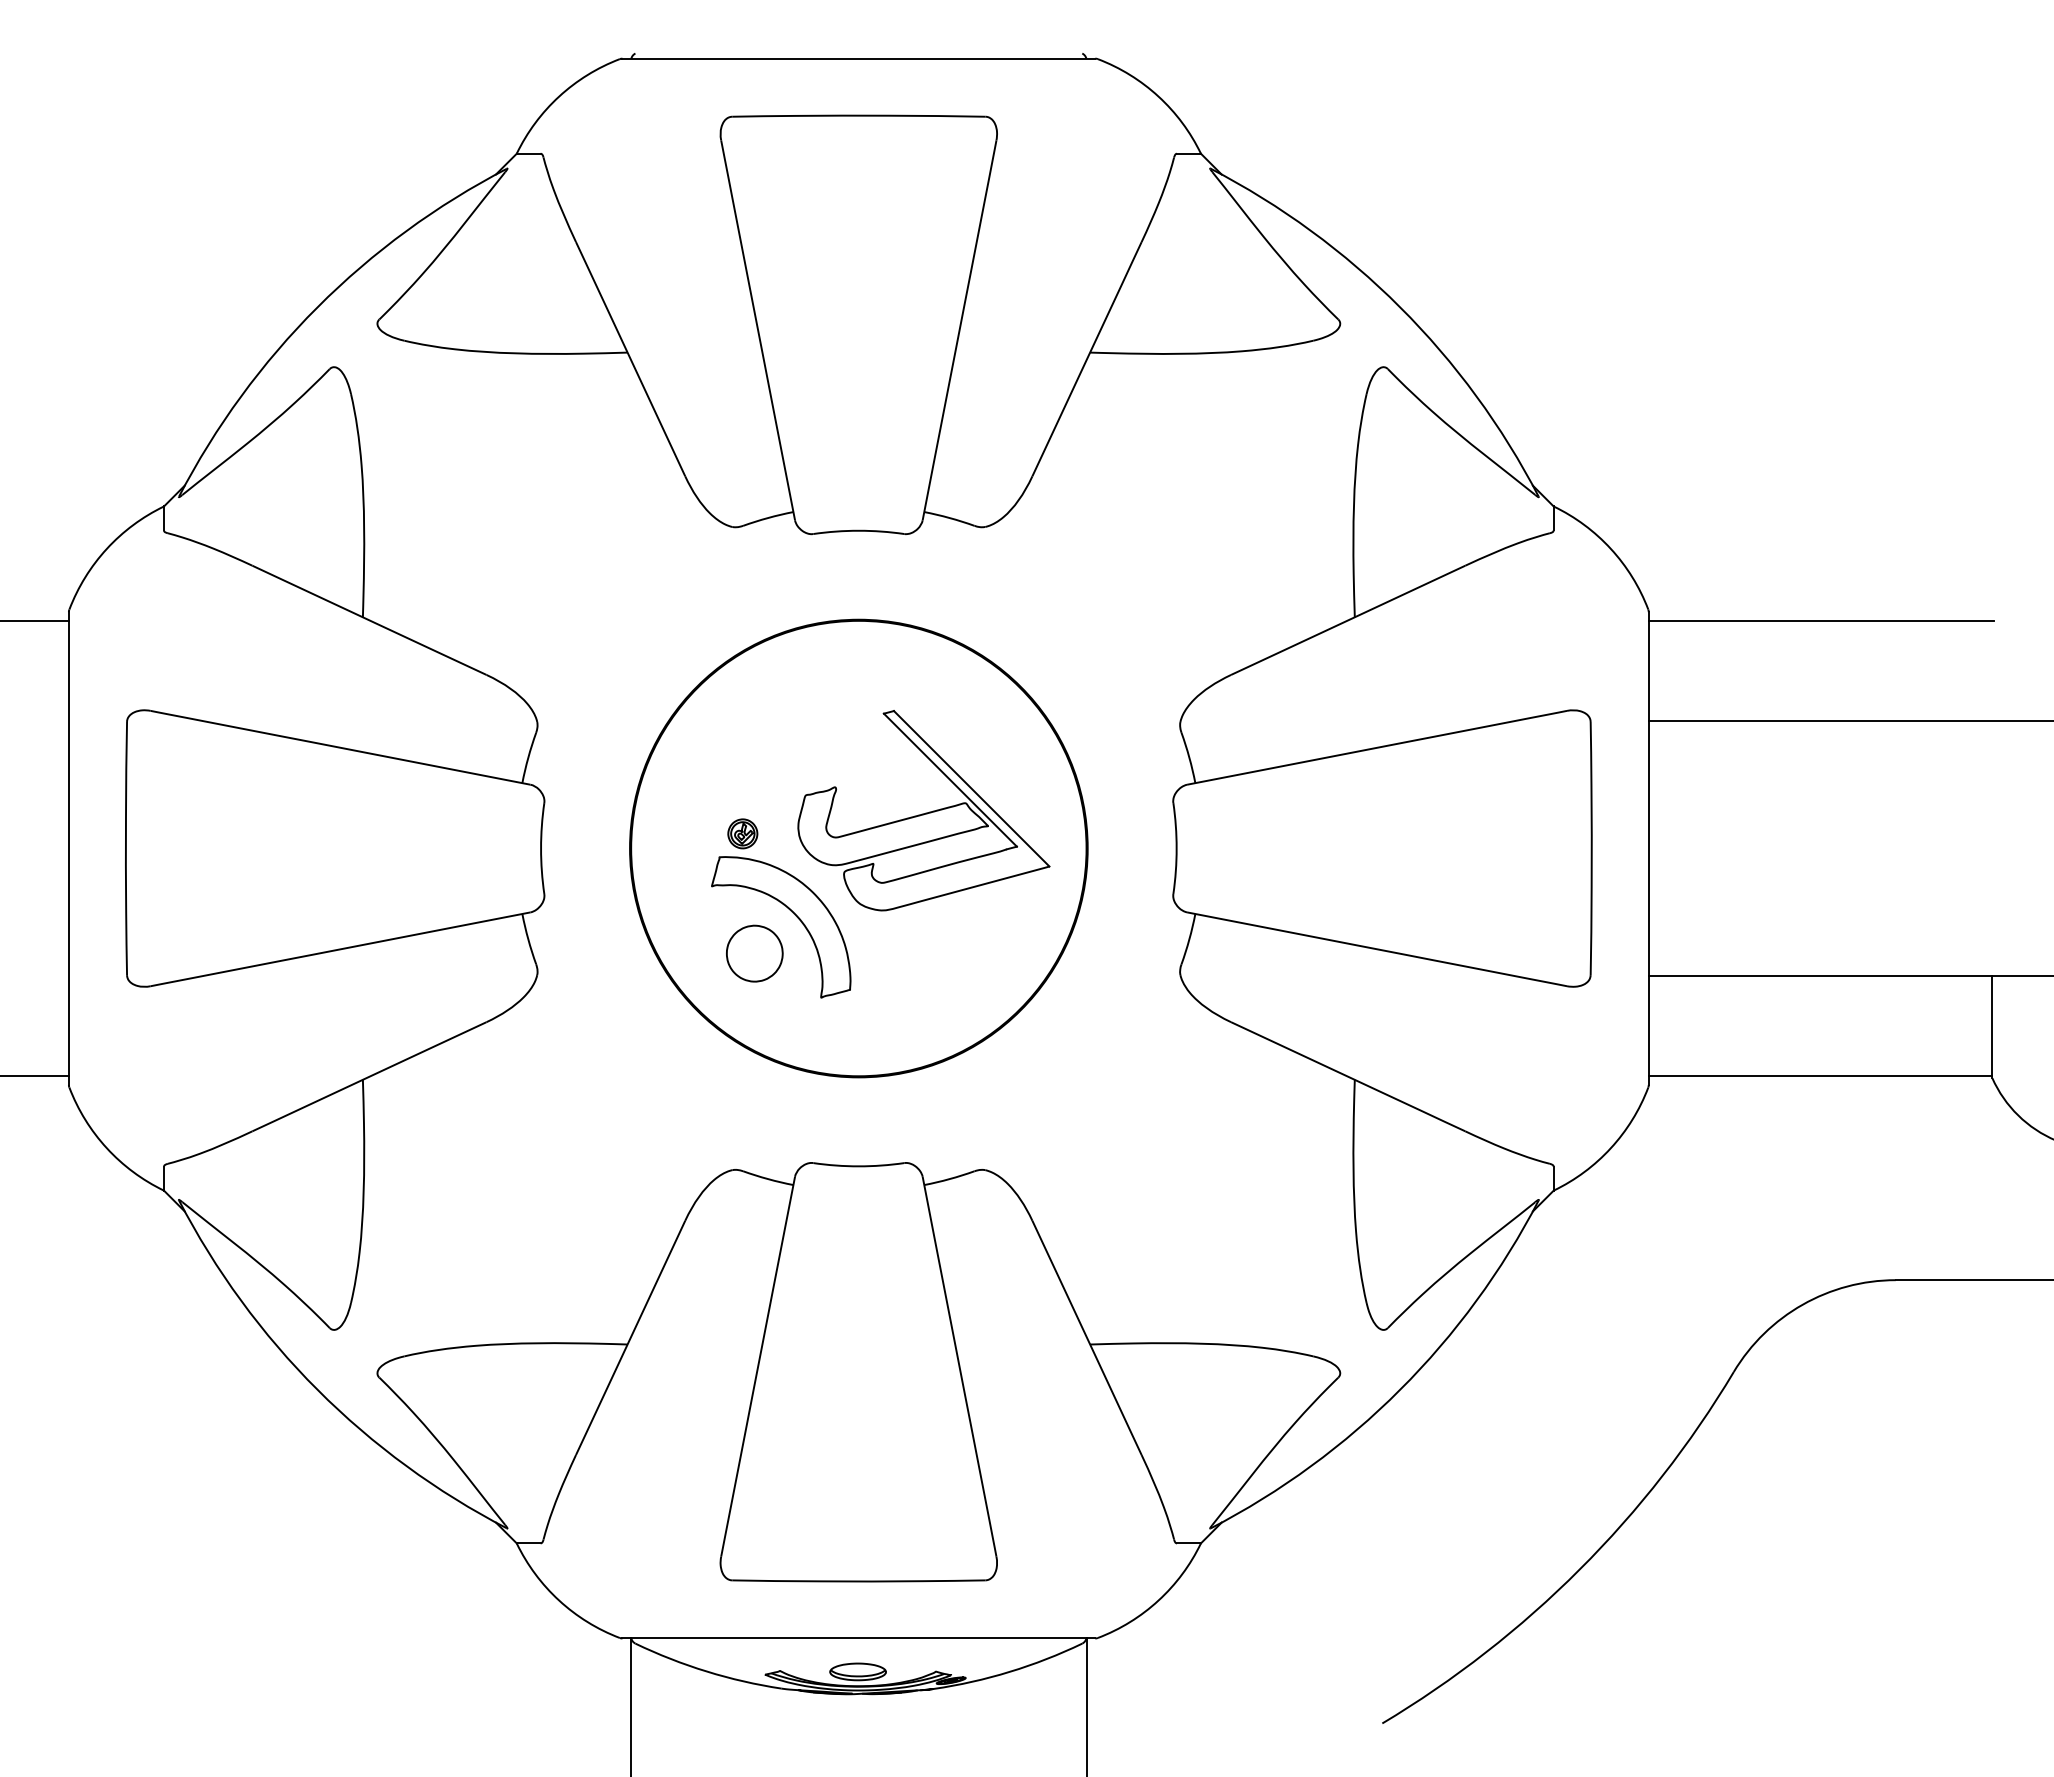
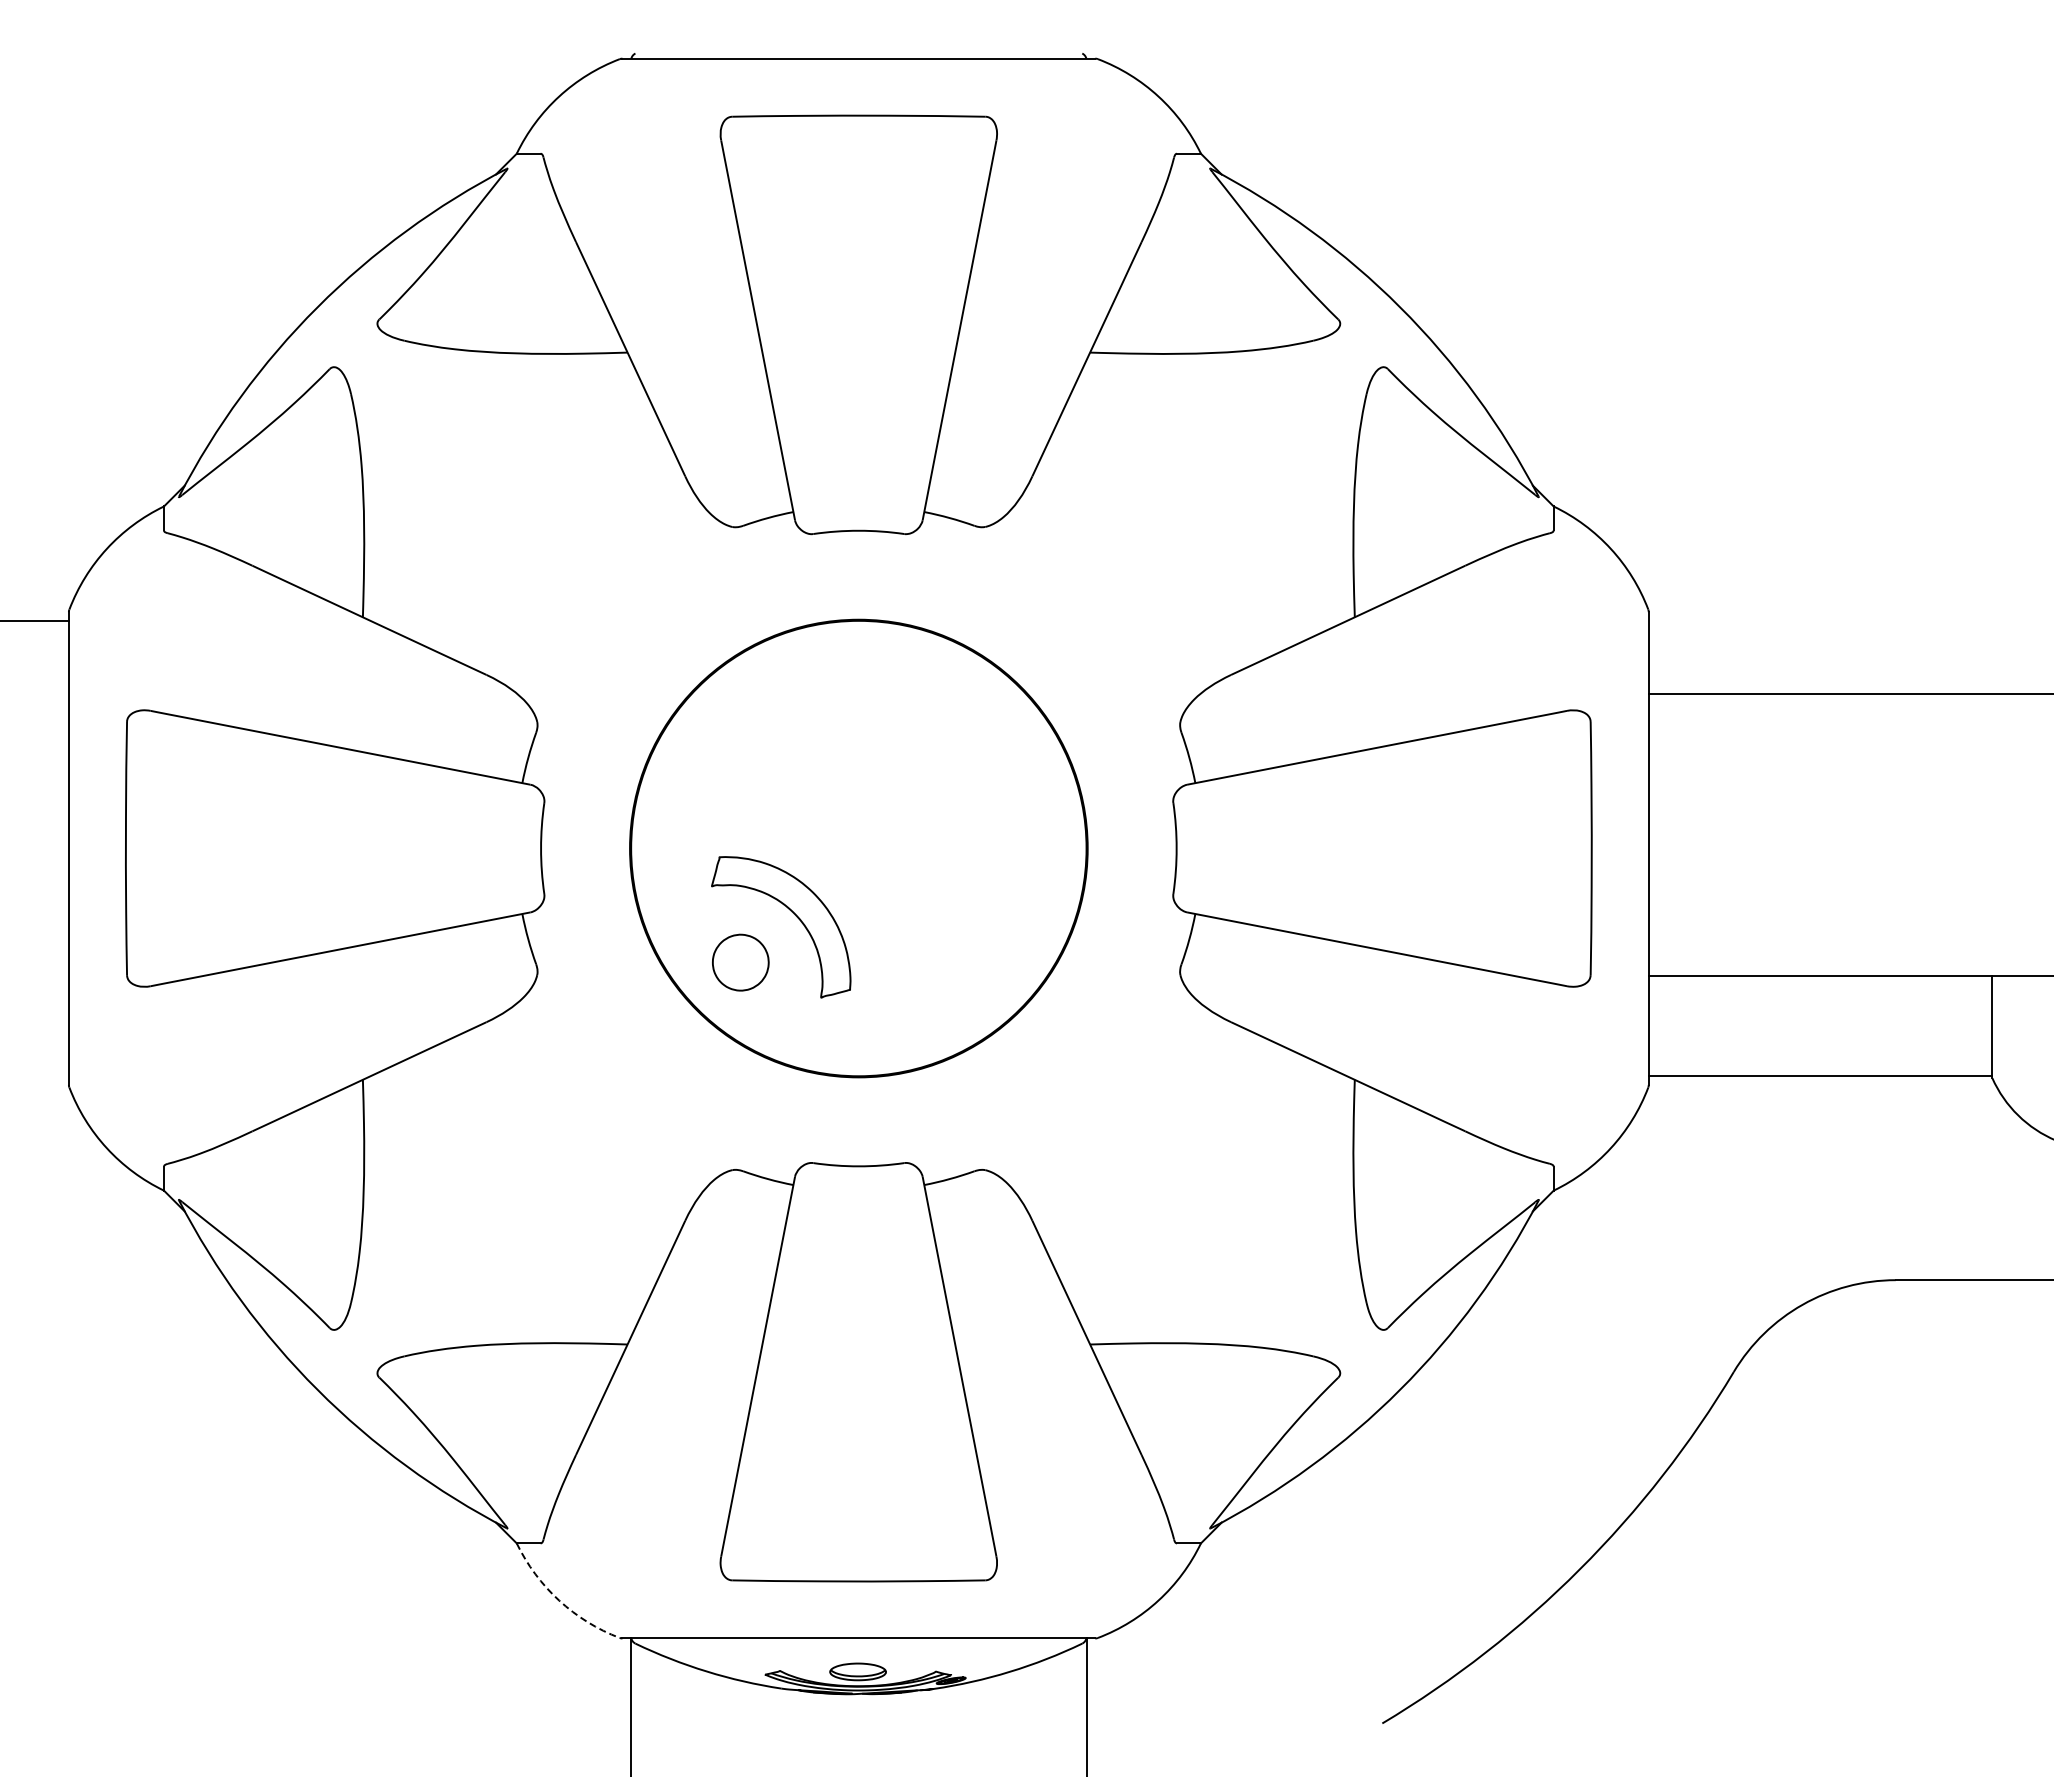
line: present -> none (1820, 620)
line position: (1849, 721) -> (1849, 694) (1849, 694)
part: present -> none (923, 810)
part: present -> none (742, 833)
part position: (754, 953) -> (740, 962) (740, 962)
line: present -> none (35, 1076)
arc: solid -> dashed (559, 1600)
